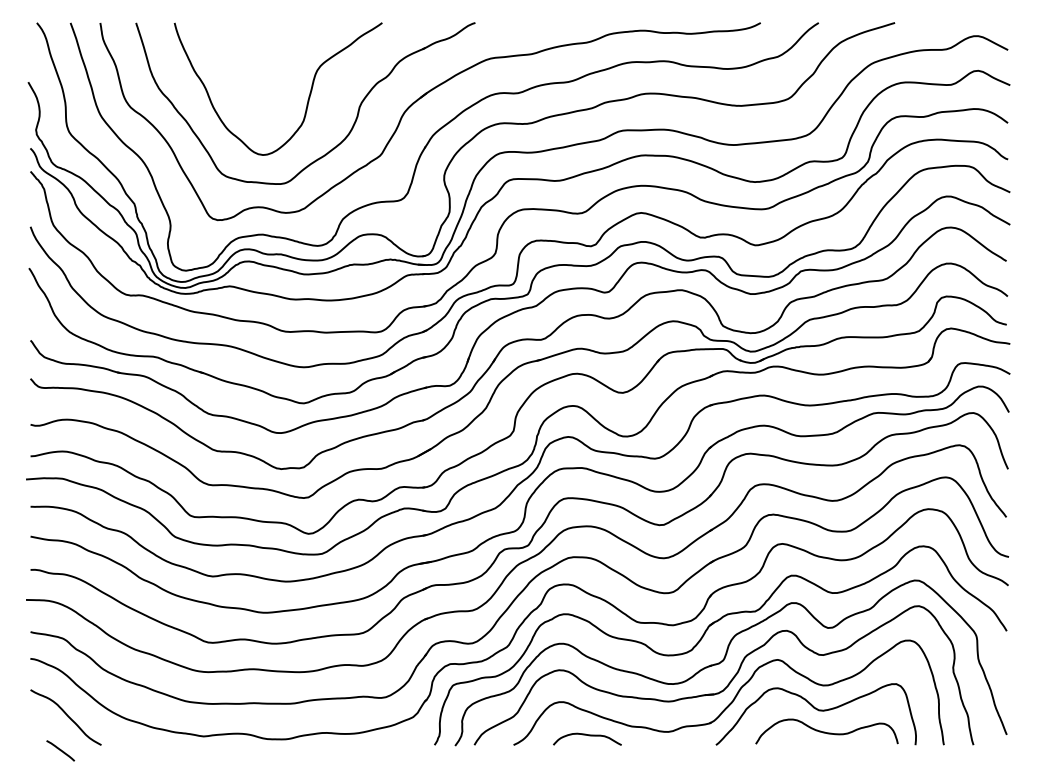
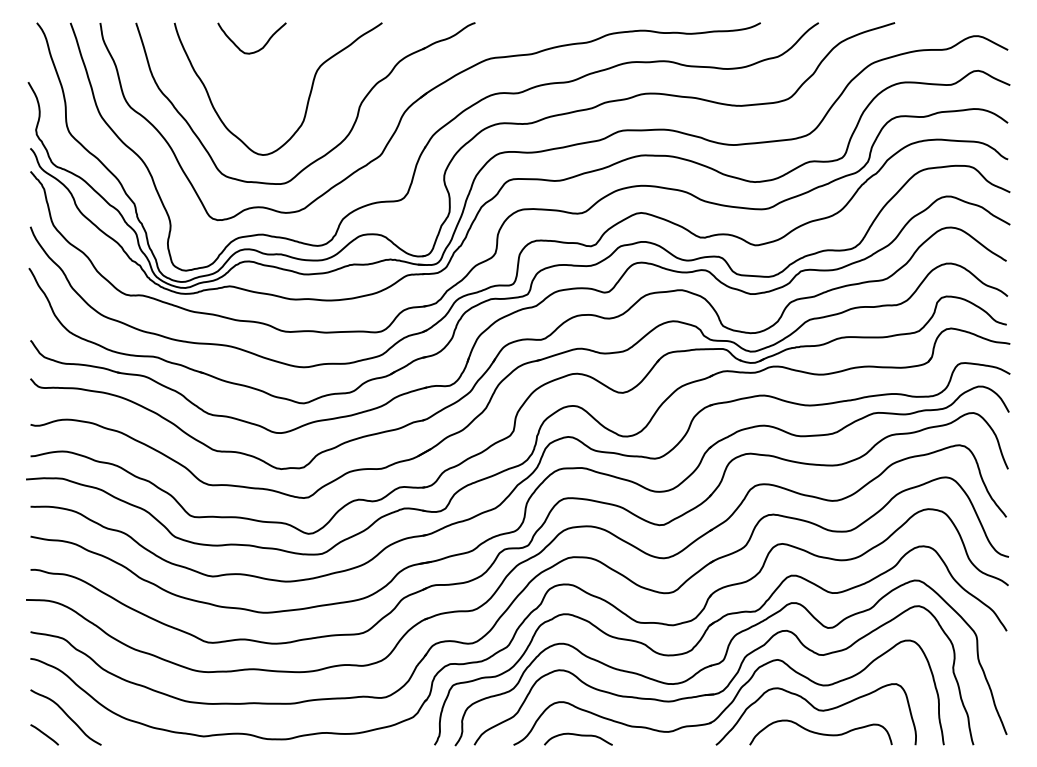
curve: none -> present (256, 50)
curve position: (825, 731) -> (819, 732) (819, 732)
curve position: (588, 736) -> (579, 736) (579, 736)
line position: (60, 750) -> (44, 734) (44, 734)
